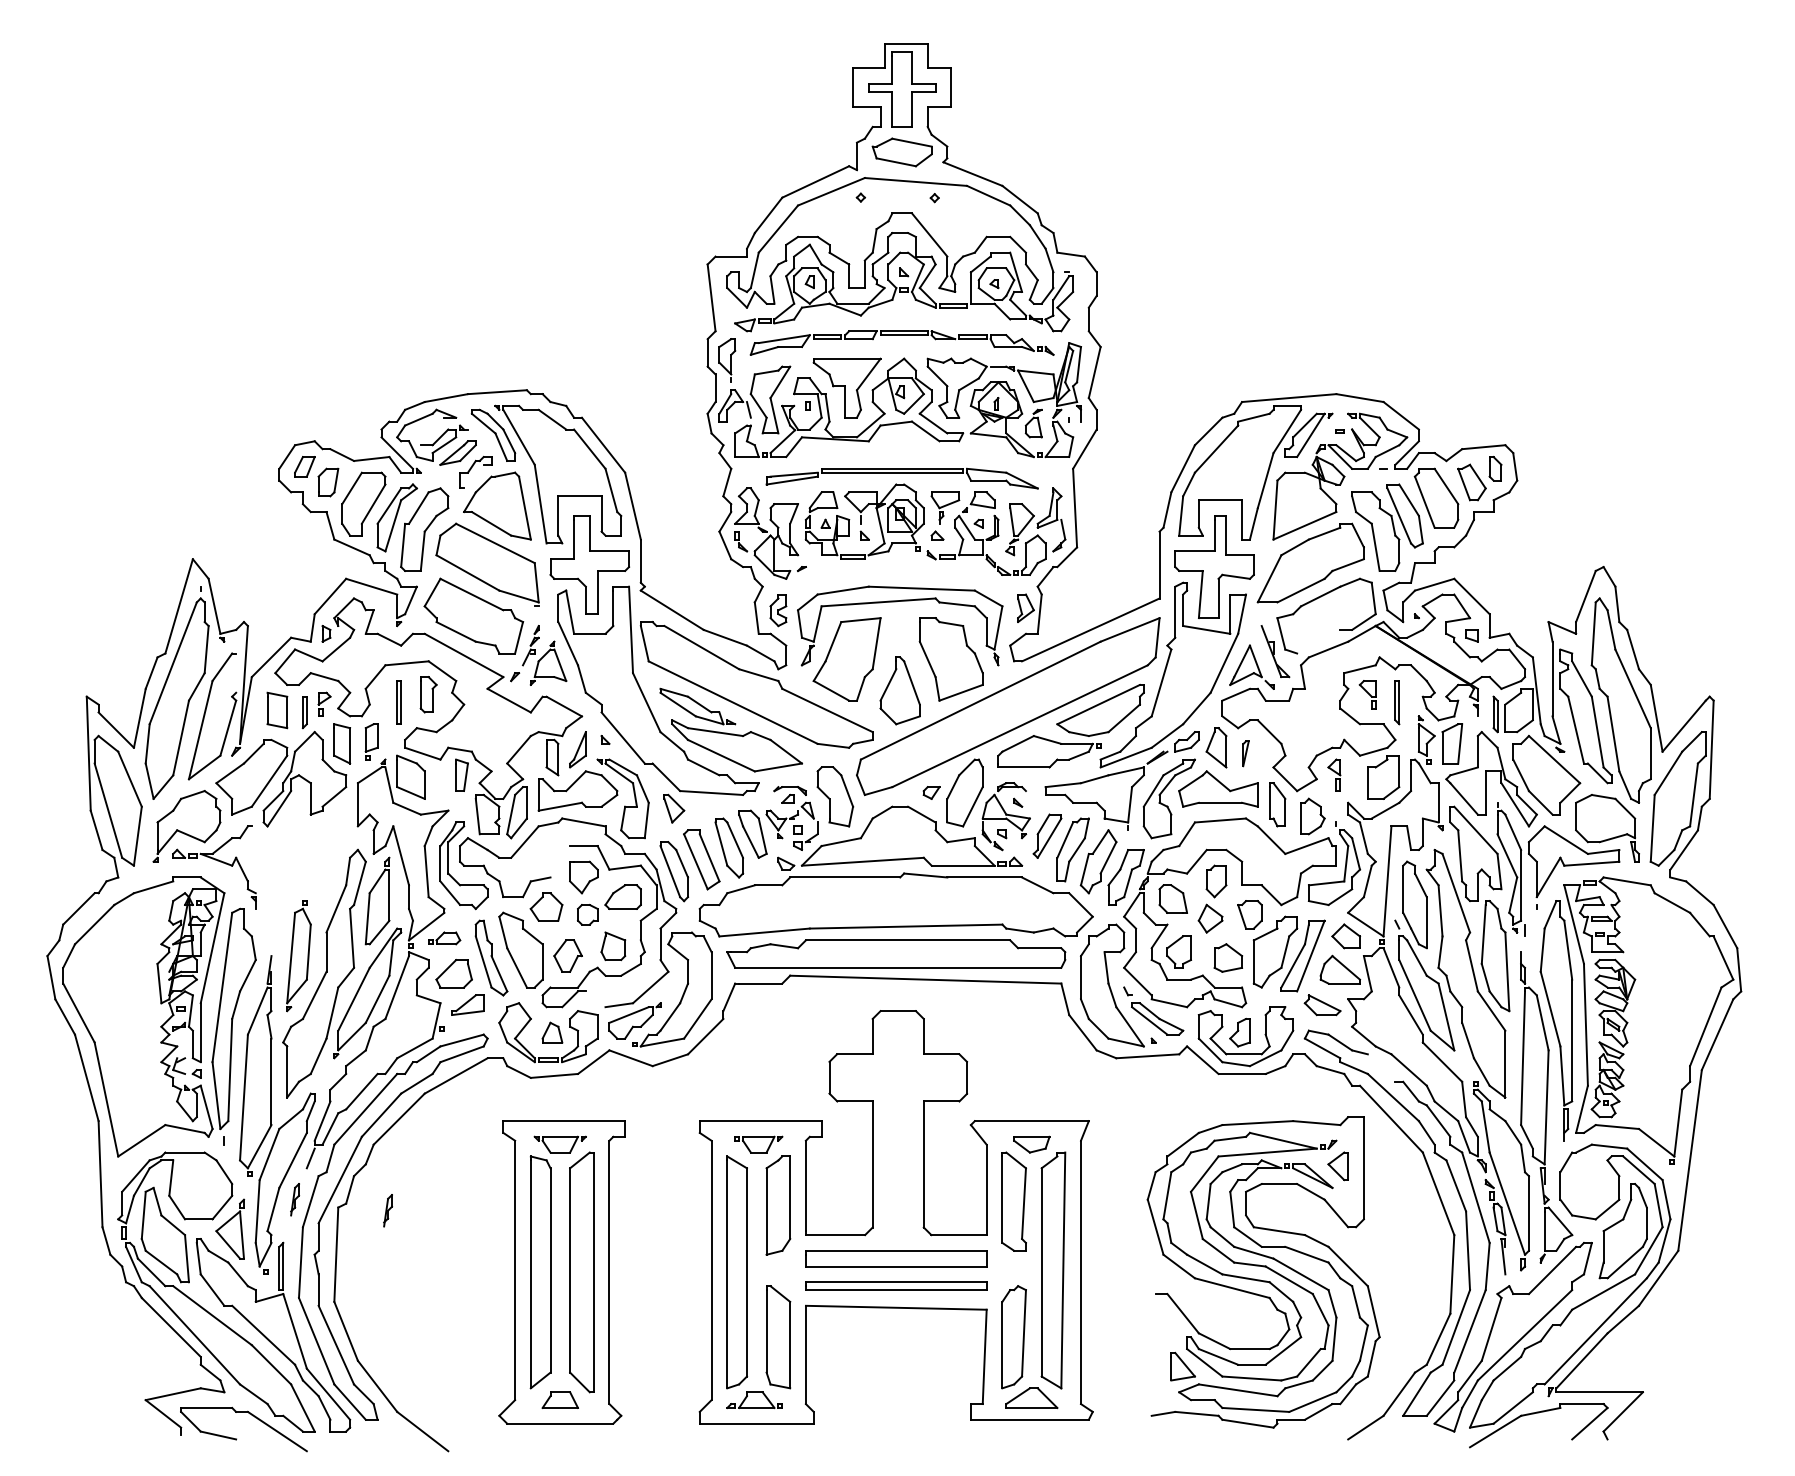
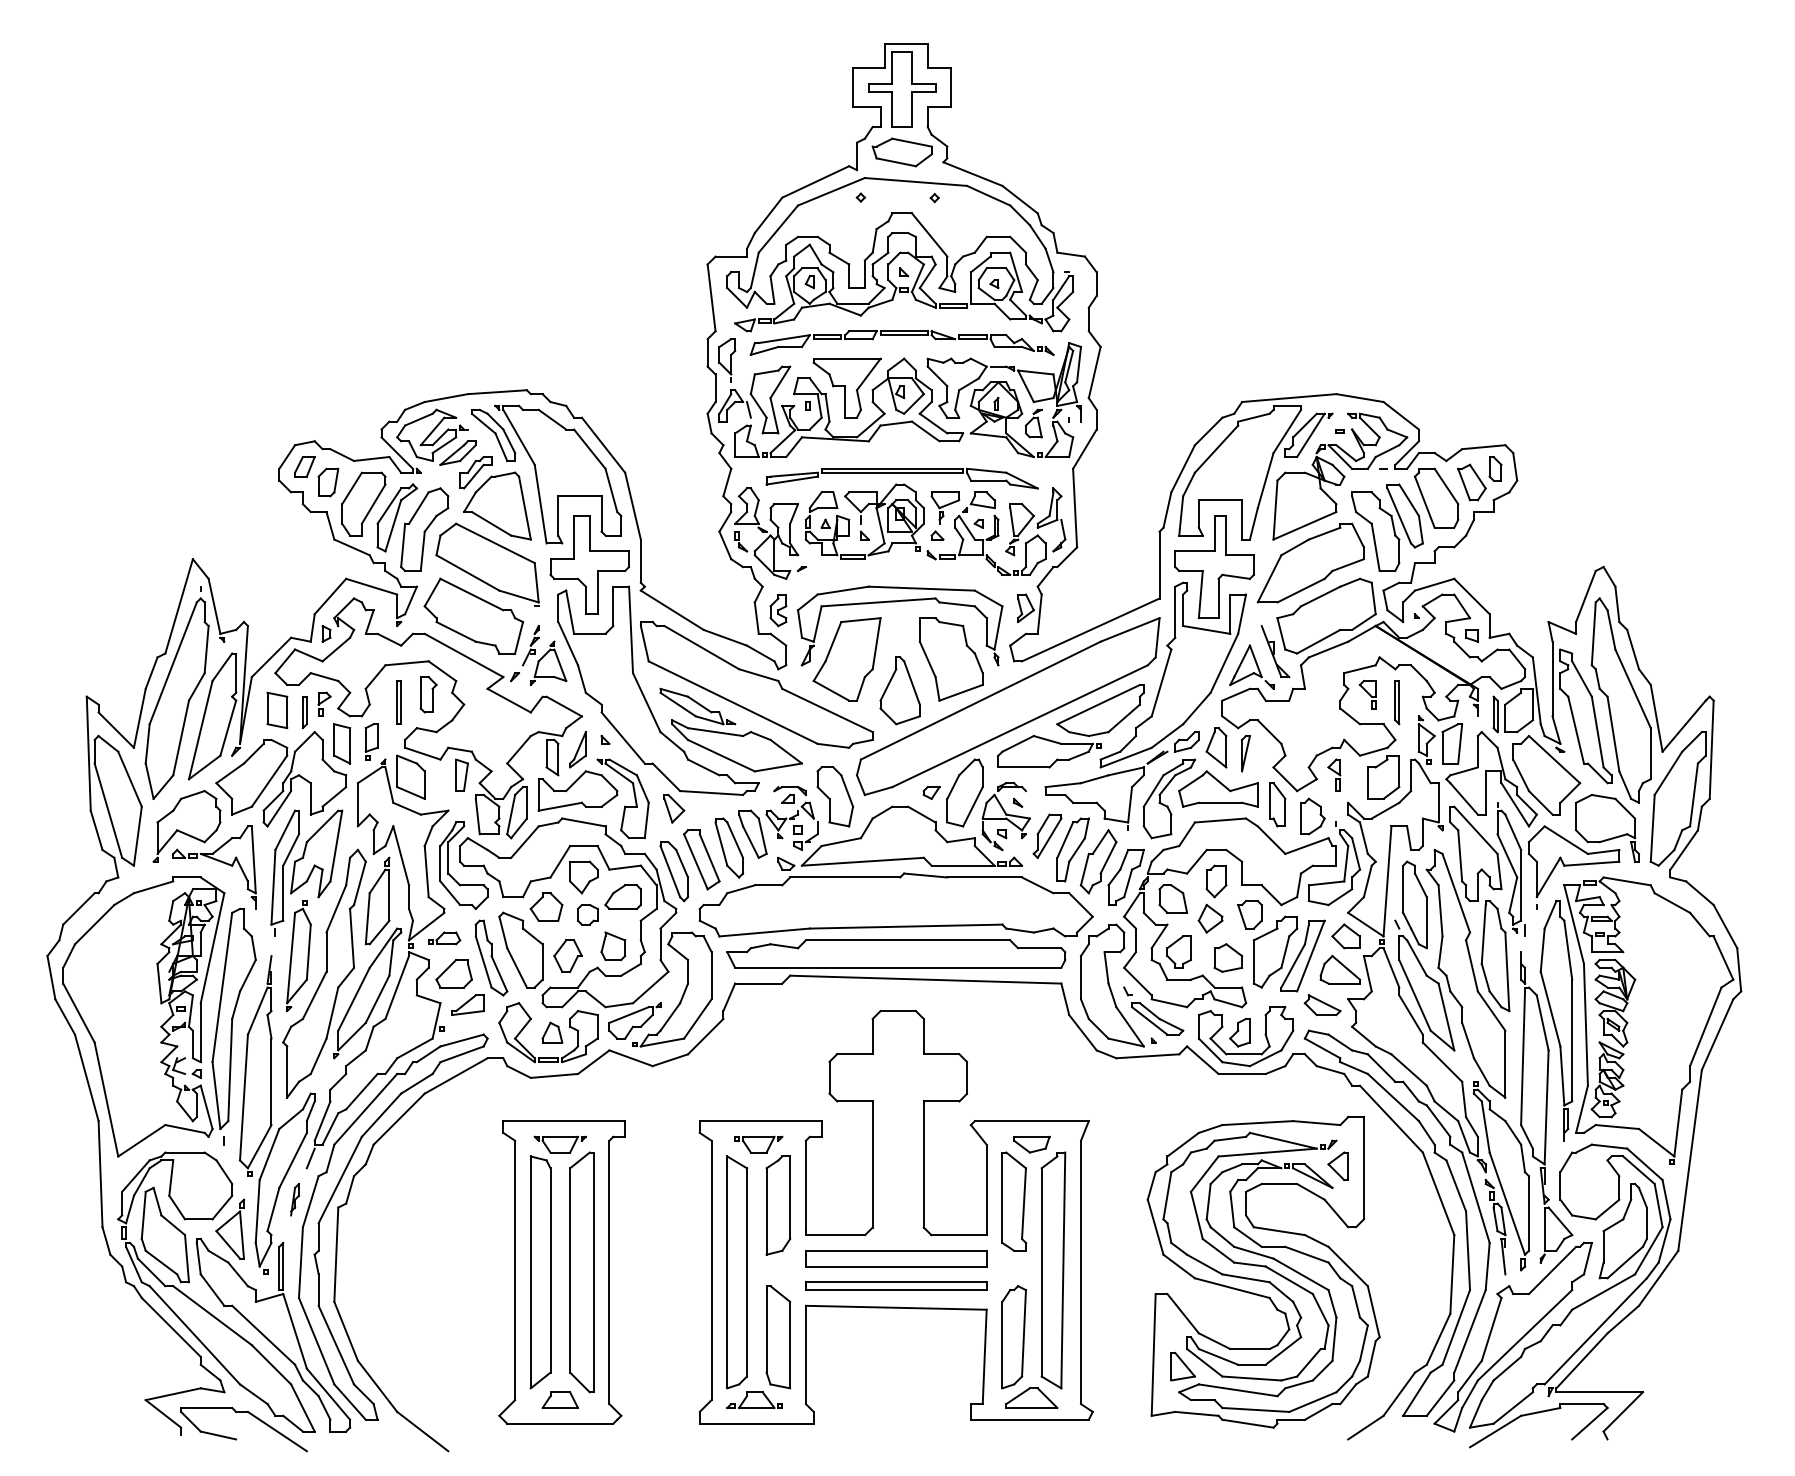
line: none -> present (432, 431)
line: none -> present (473, 476)
line: none -> present (1318, 641)
line: none -> present (236, 672)
part size: 8x28 px -> 10x38 px (1245, 753)
line: none -> present (253, 859)
line: none -> present (560, 861)
part: none -> present (306, 872)
line: none -> present (595, 999)
line: none -> present (1381, 1067)
part: present -> none (387, 1210)
line: none -> present (1153, 1354)
